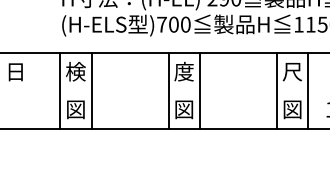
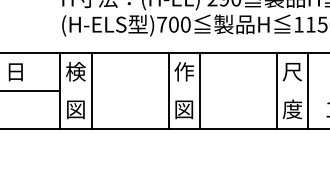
text: 度 -> 作 (184, 71)
line: none -> present (31, 90)
text: 図 -> 度 (292, 109)
